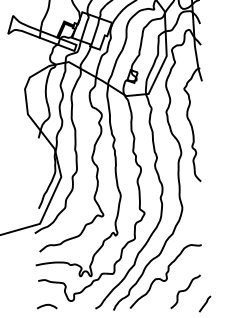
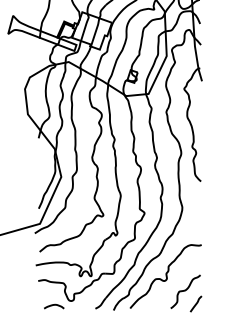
line position: (204, 303) -> (195, 303) (195, 303)
curve position: (47, 305) -> (54, 305) (54, 305)
